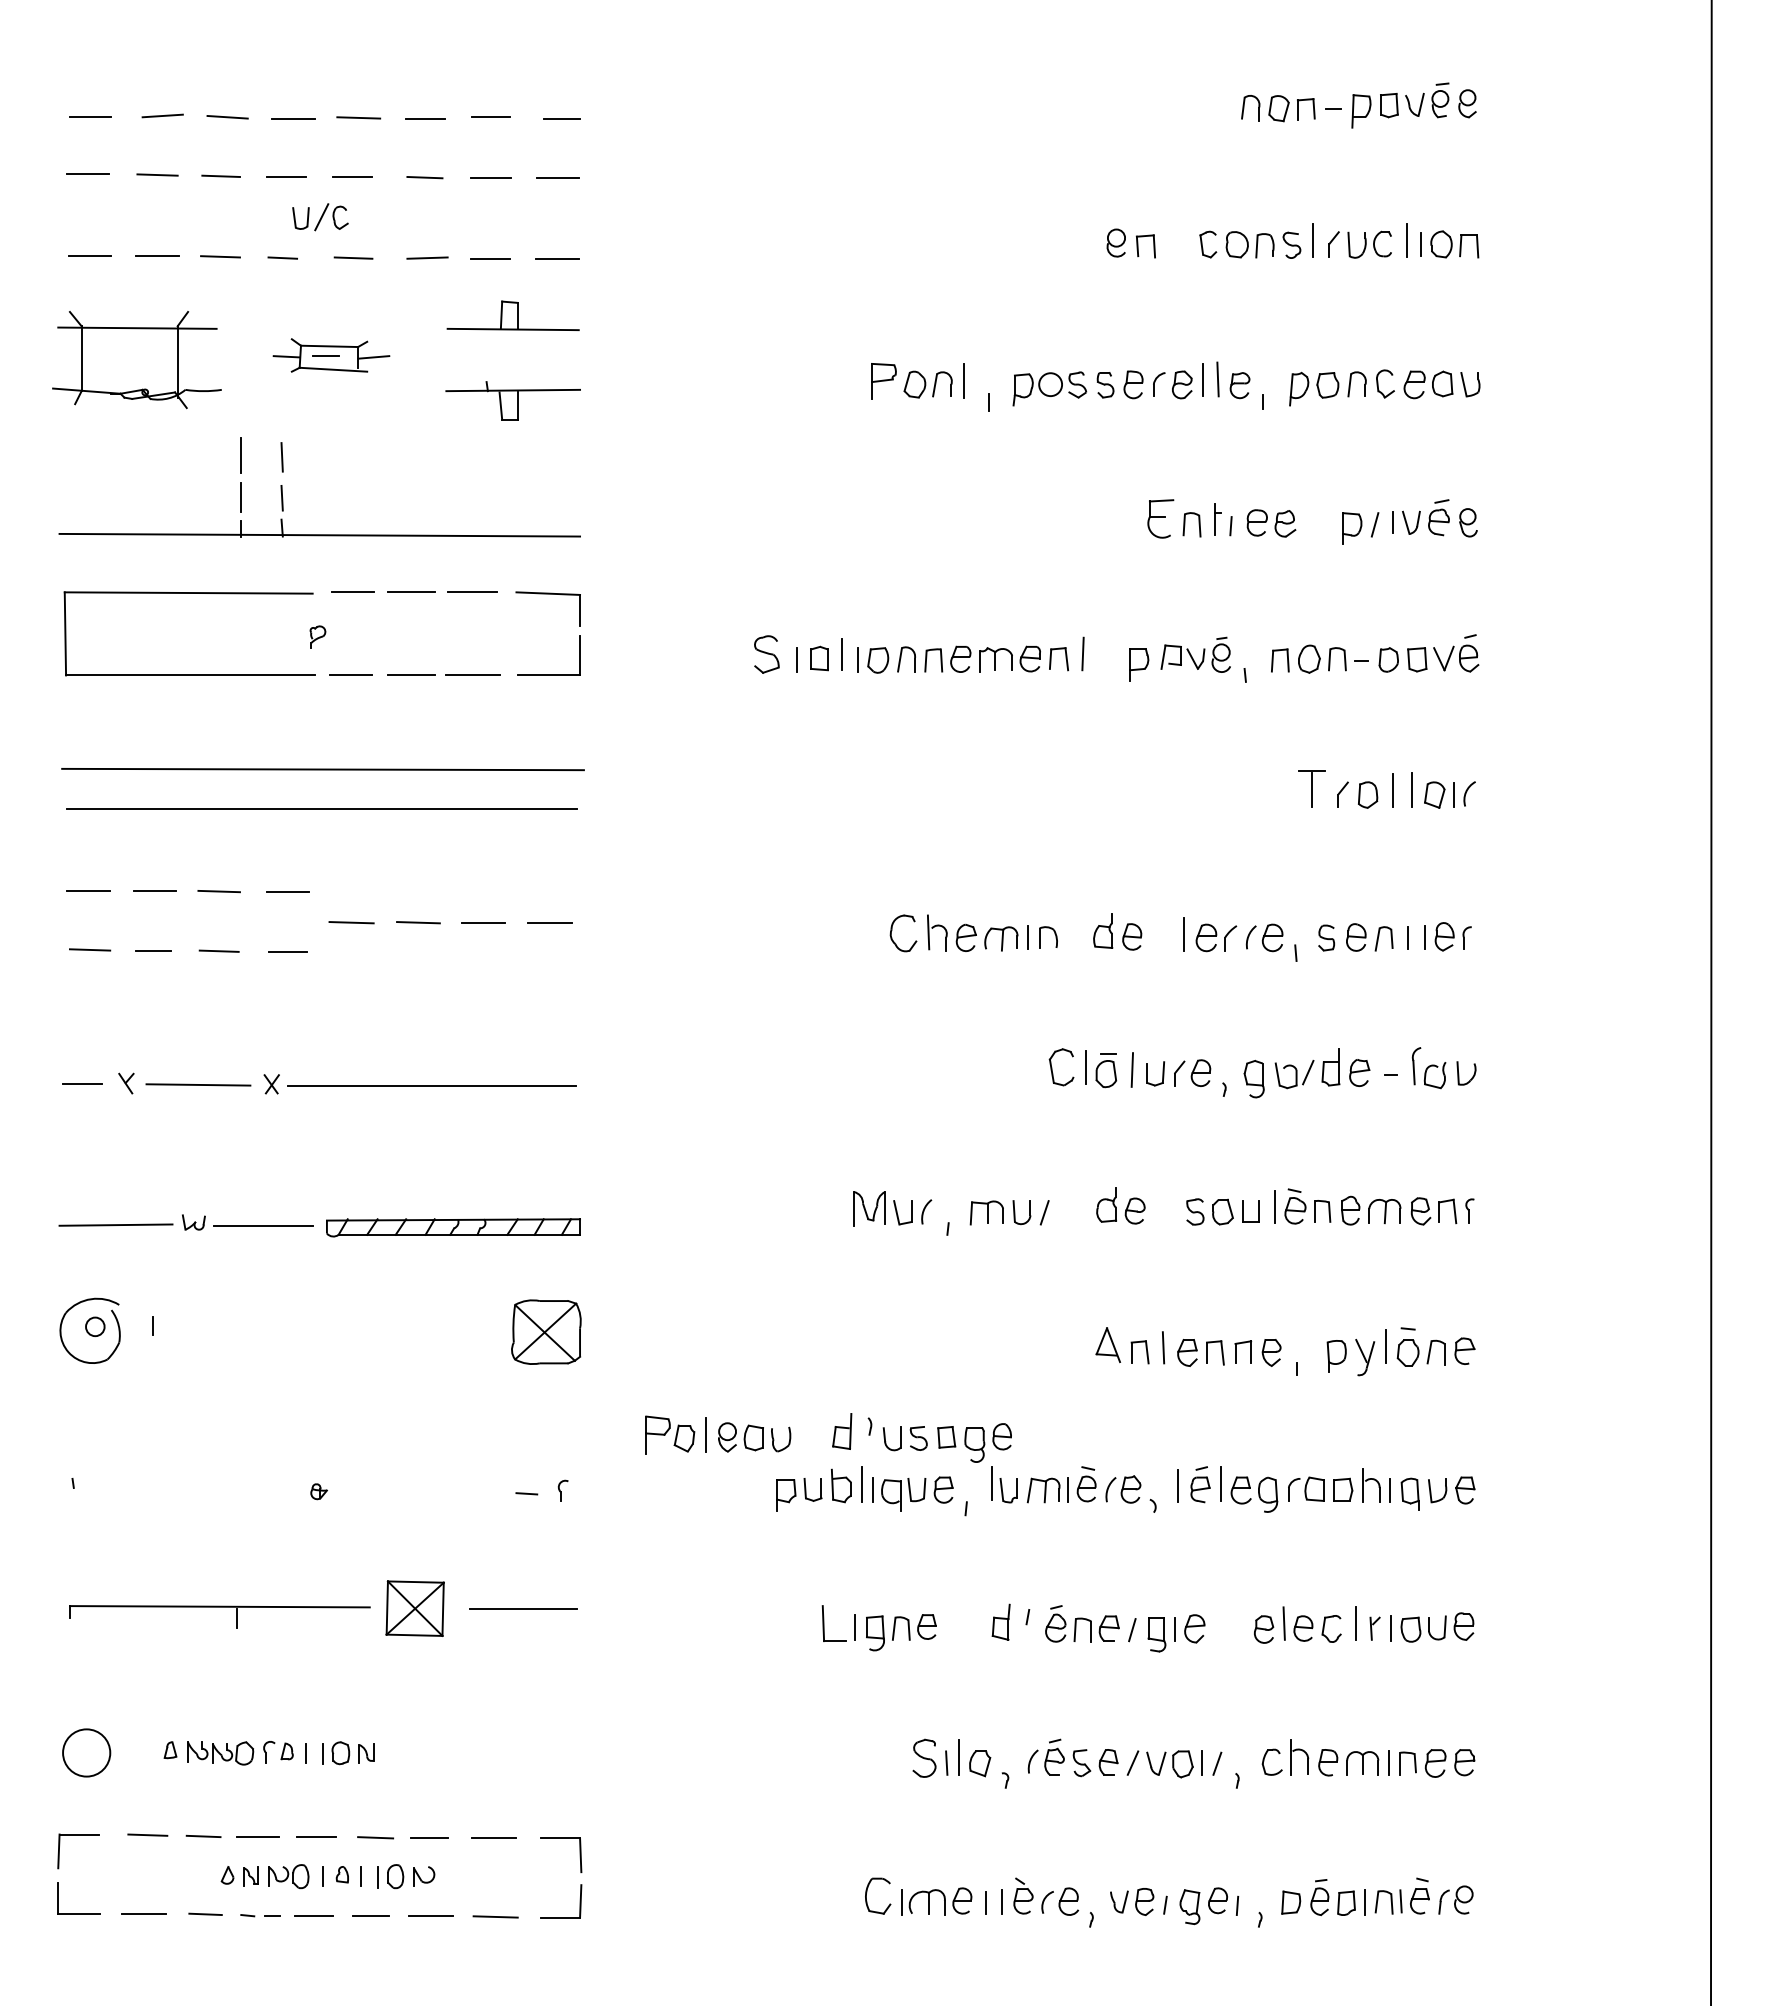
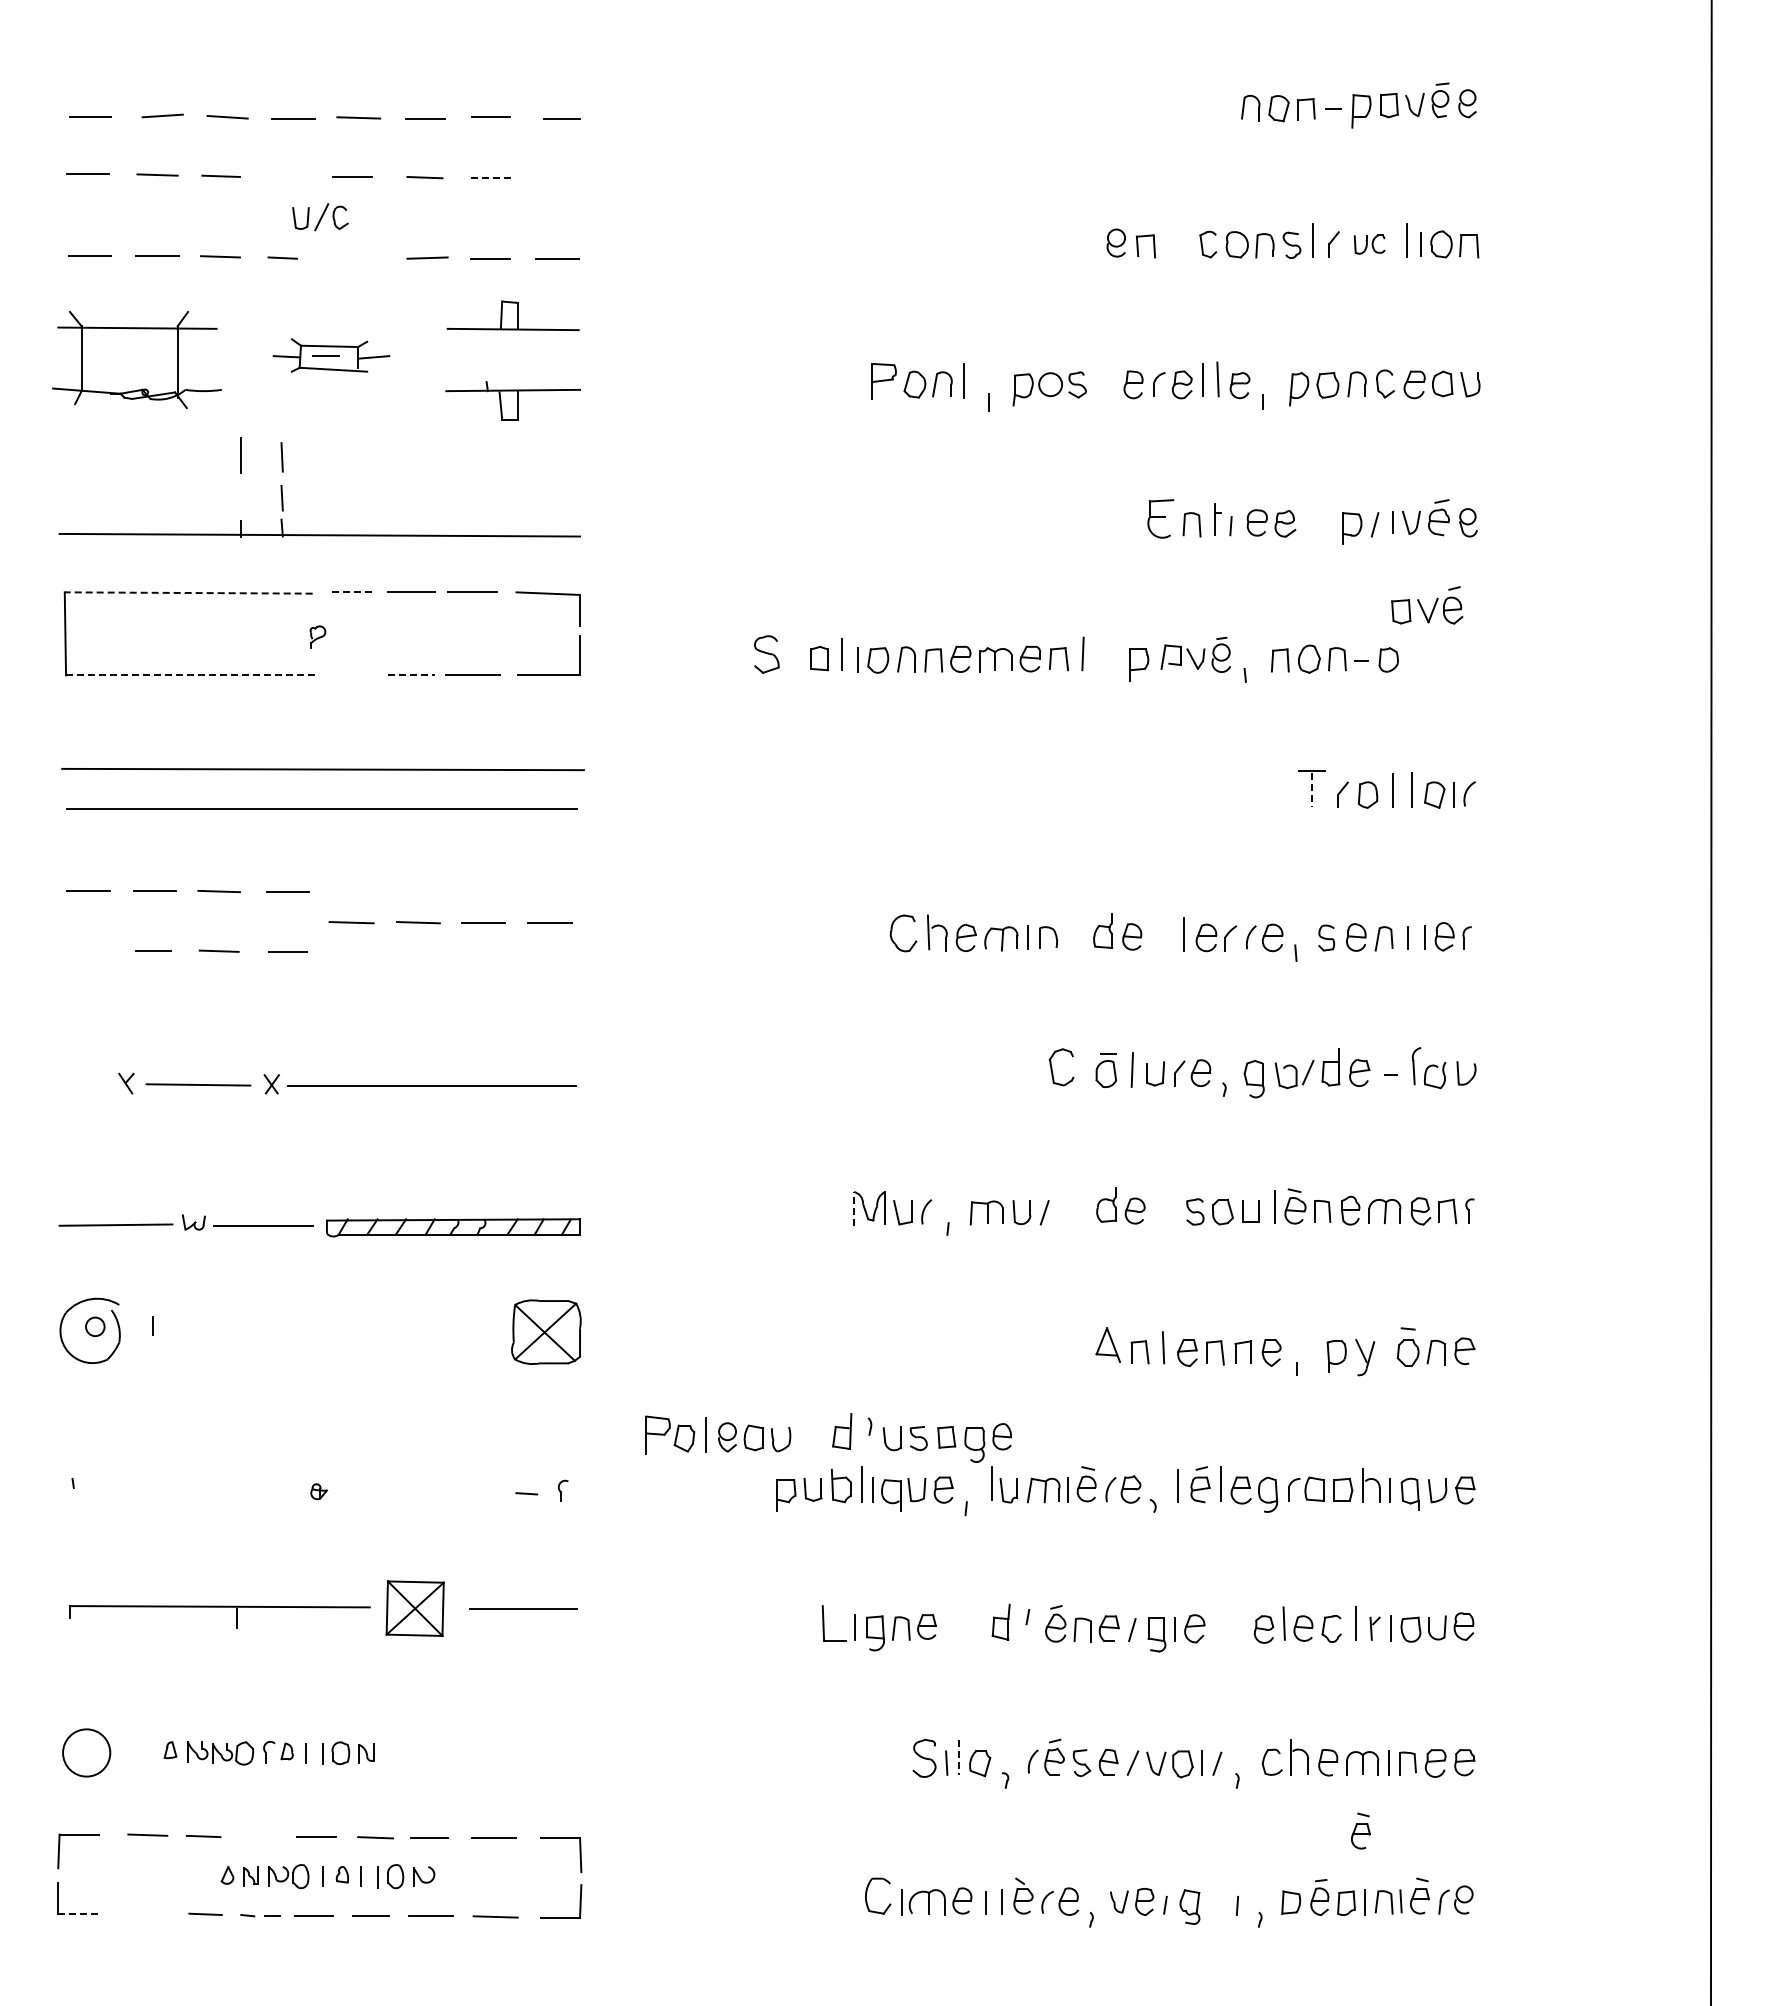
line: present -> none (286, 177)
line: solid -> dashed (491, 178)
line: present -> none (557, 178)
part size: 45x29 px -> 33x21 px (1369, 244)
line: present -> none (353, 257)
part: present -> none (1105, 385)
line: present -> none (241, 497)
line: solid -> dashed (352, 592)
line: solid -> dashed (188, 593)
part position: (1443, 653) -> (1427, 605) (1427, 605)
line: present -> none (796, 659)
line: solid -> dashed (190, 675)
line: present -> none (350, 675)
line: solid -> dashed (411, 675)
line: solid -> dashed (1312, 789)
line: present -> none (89, 949)
line: present -> none (1086, 1067)
line: present -> none (82, 1084)
line: solid -> dashed (853, 1208)
line: present -> none (1386, 1346)
line: solid -> dashed (959, 1757)
part: none -> present (1360, 1830)
line: present -> none (257, 1837)
part: present -> none (1217, 1900)
line: solid -> dashed (79, 1913)
line: present -> none (143, 1913)
